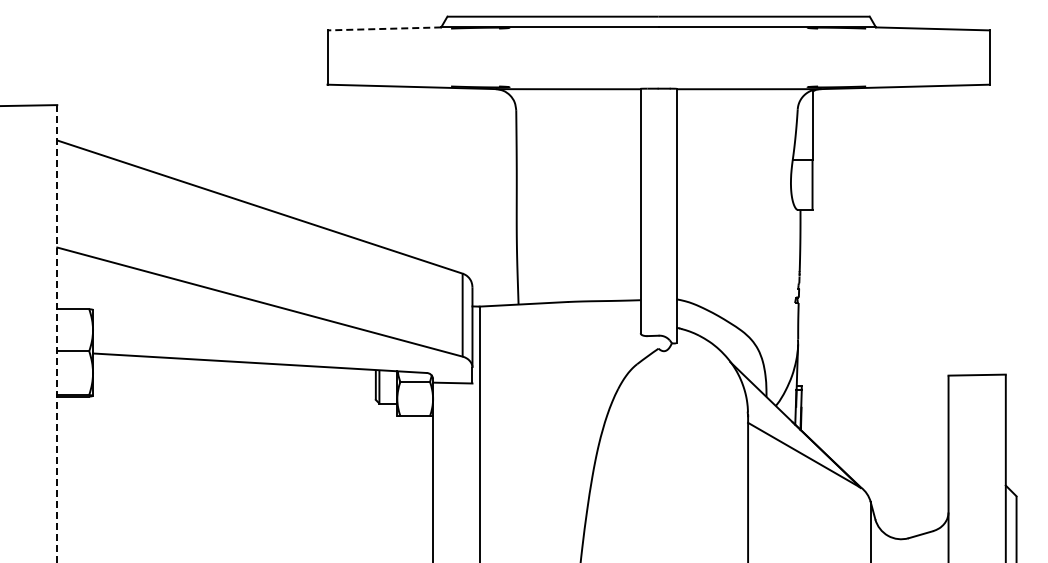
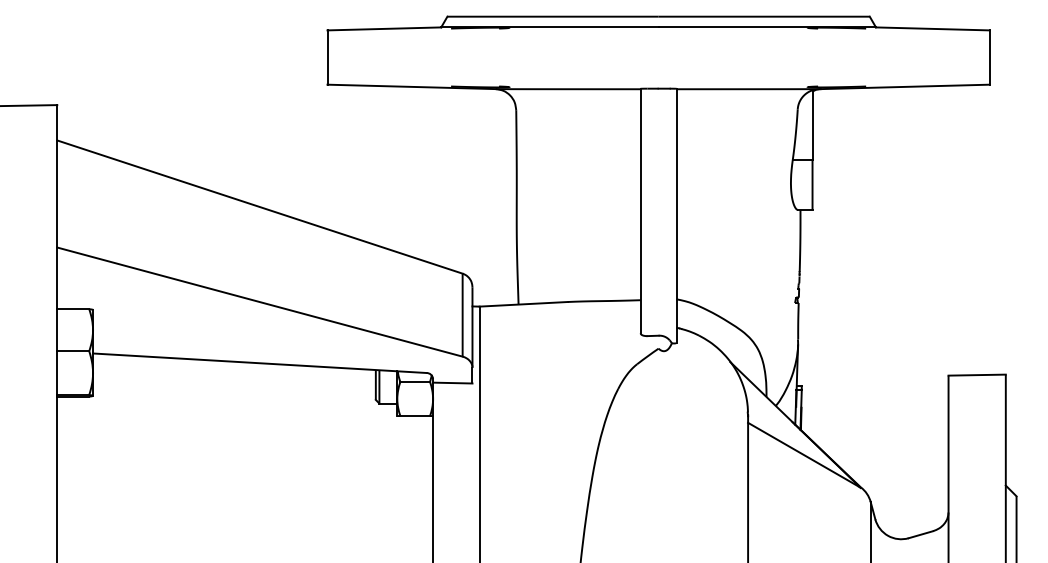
line: dashed -> solid (384, 28)
line: dashed -> solid (57, 334)
